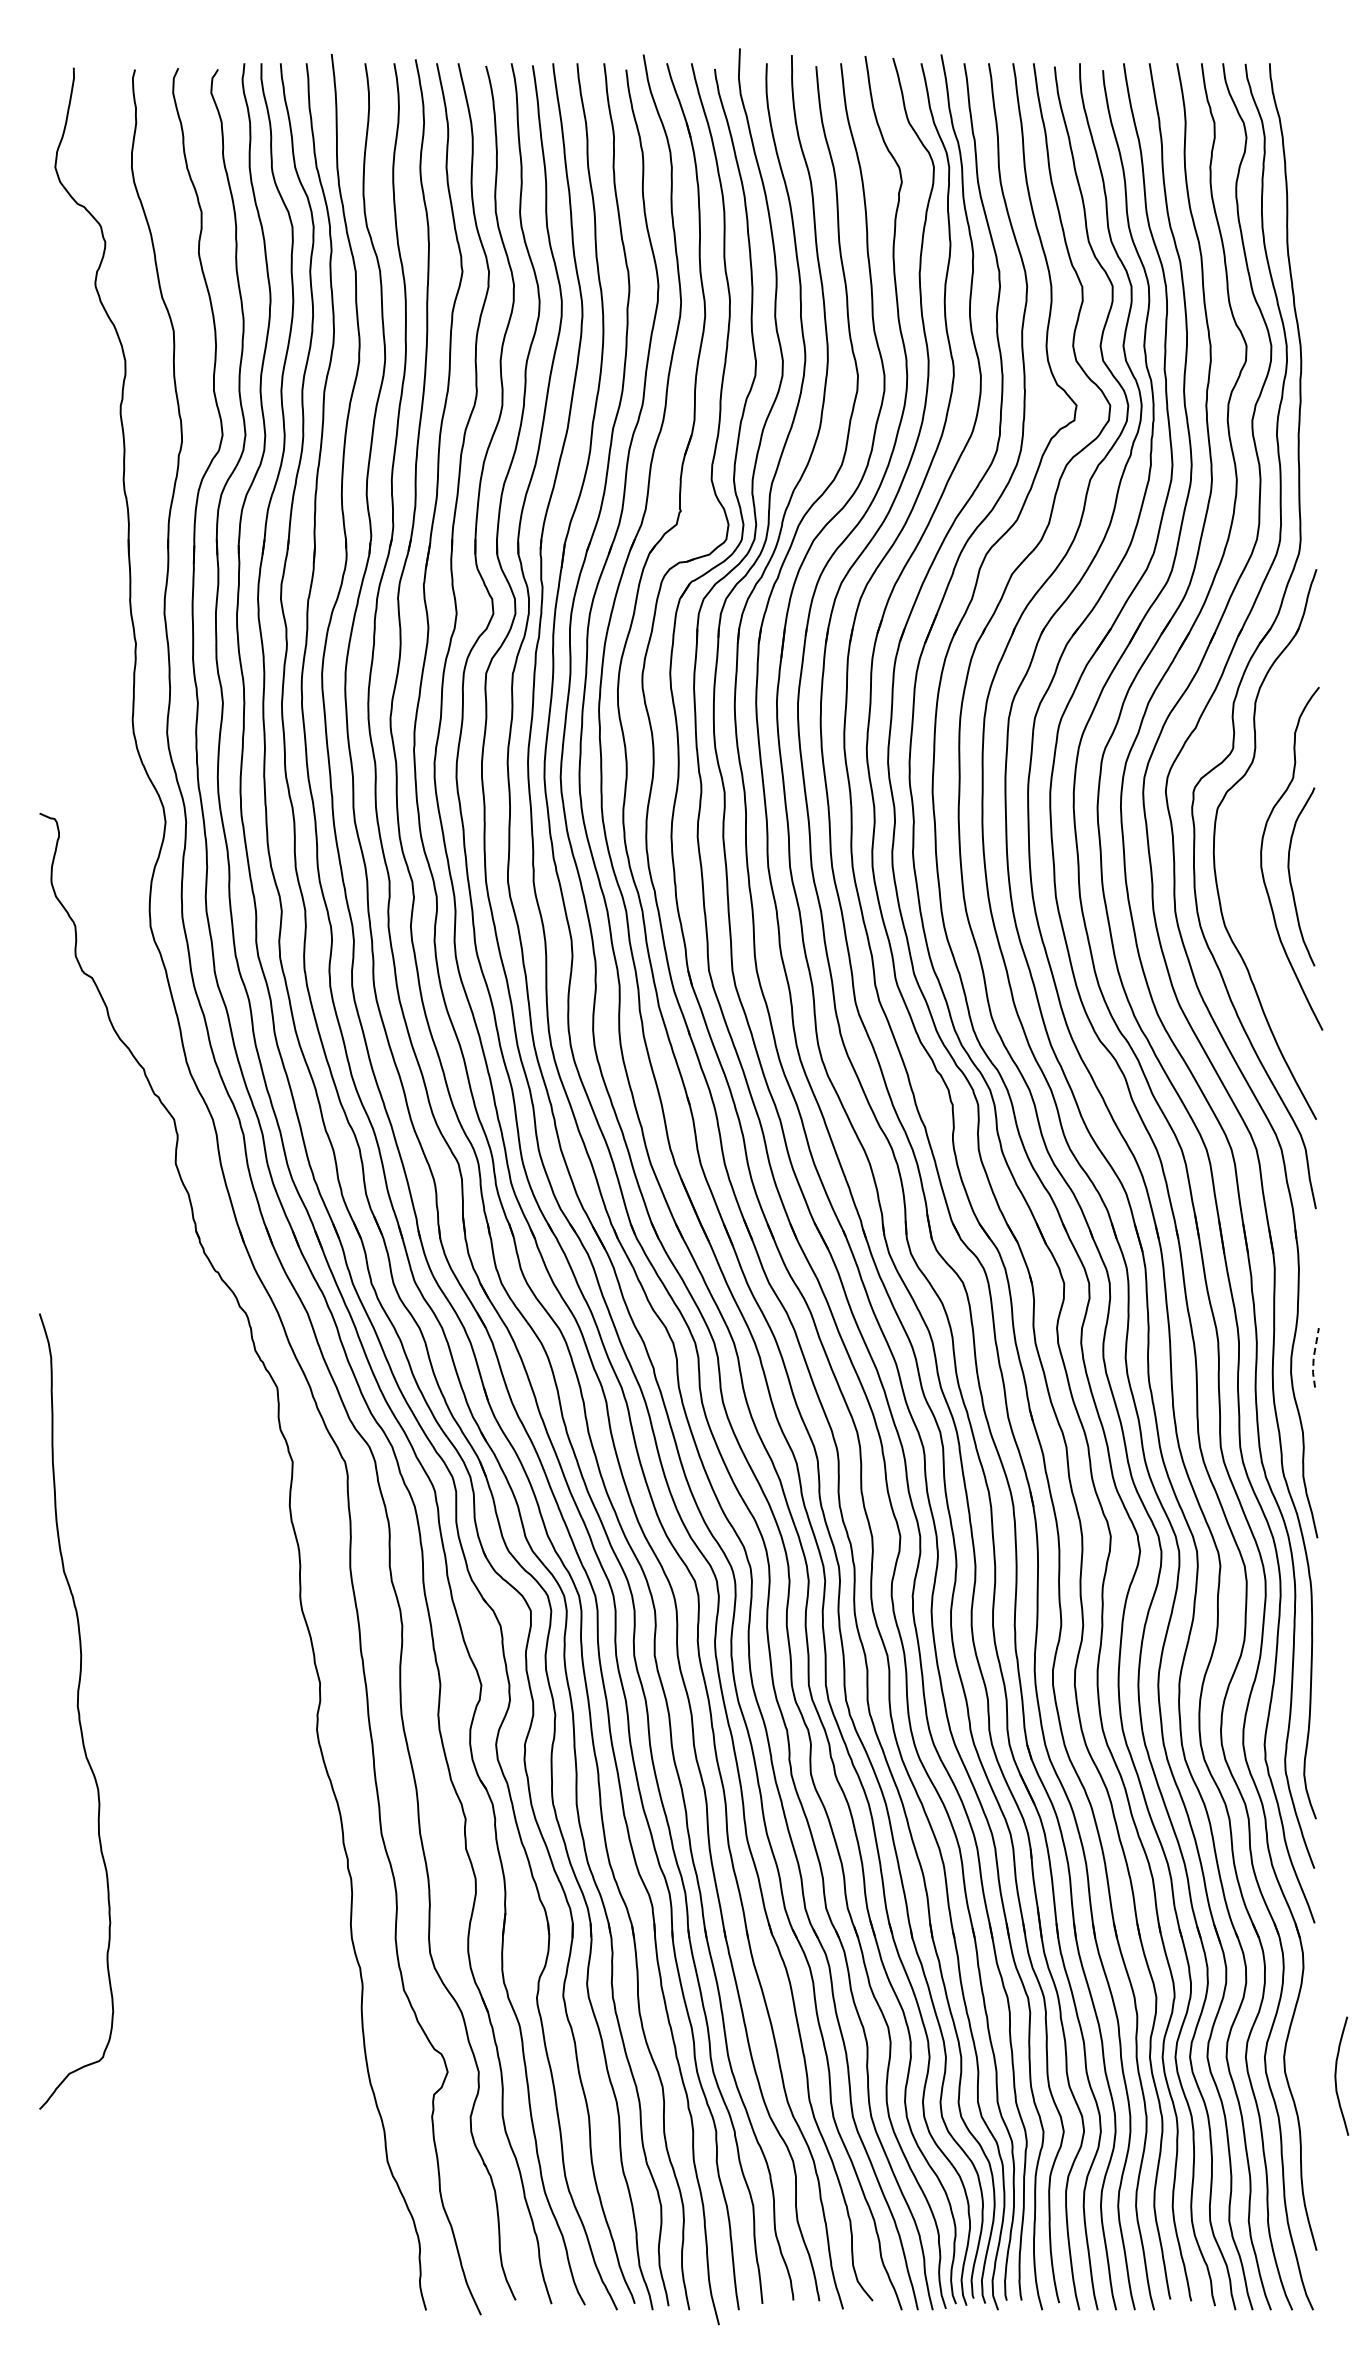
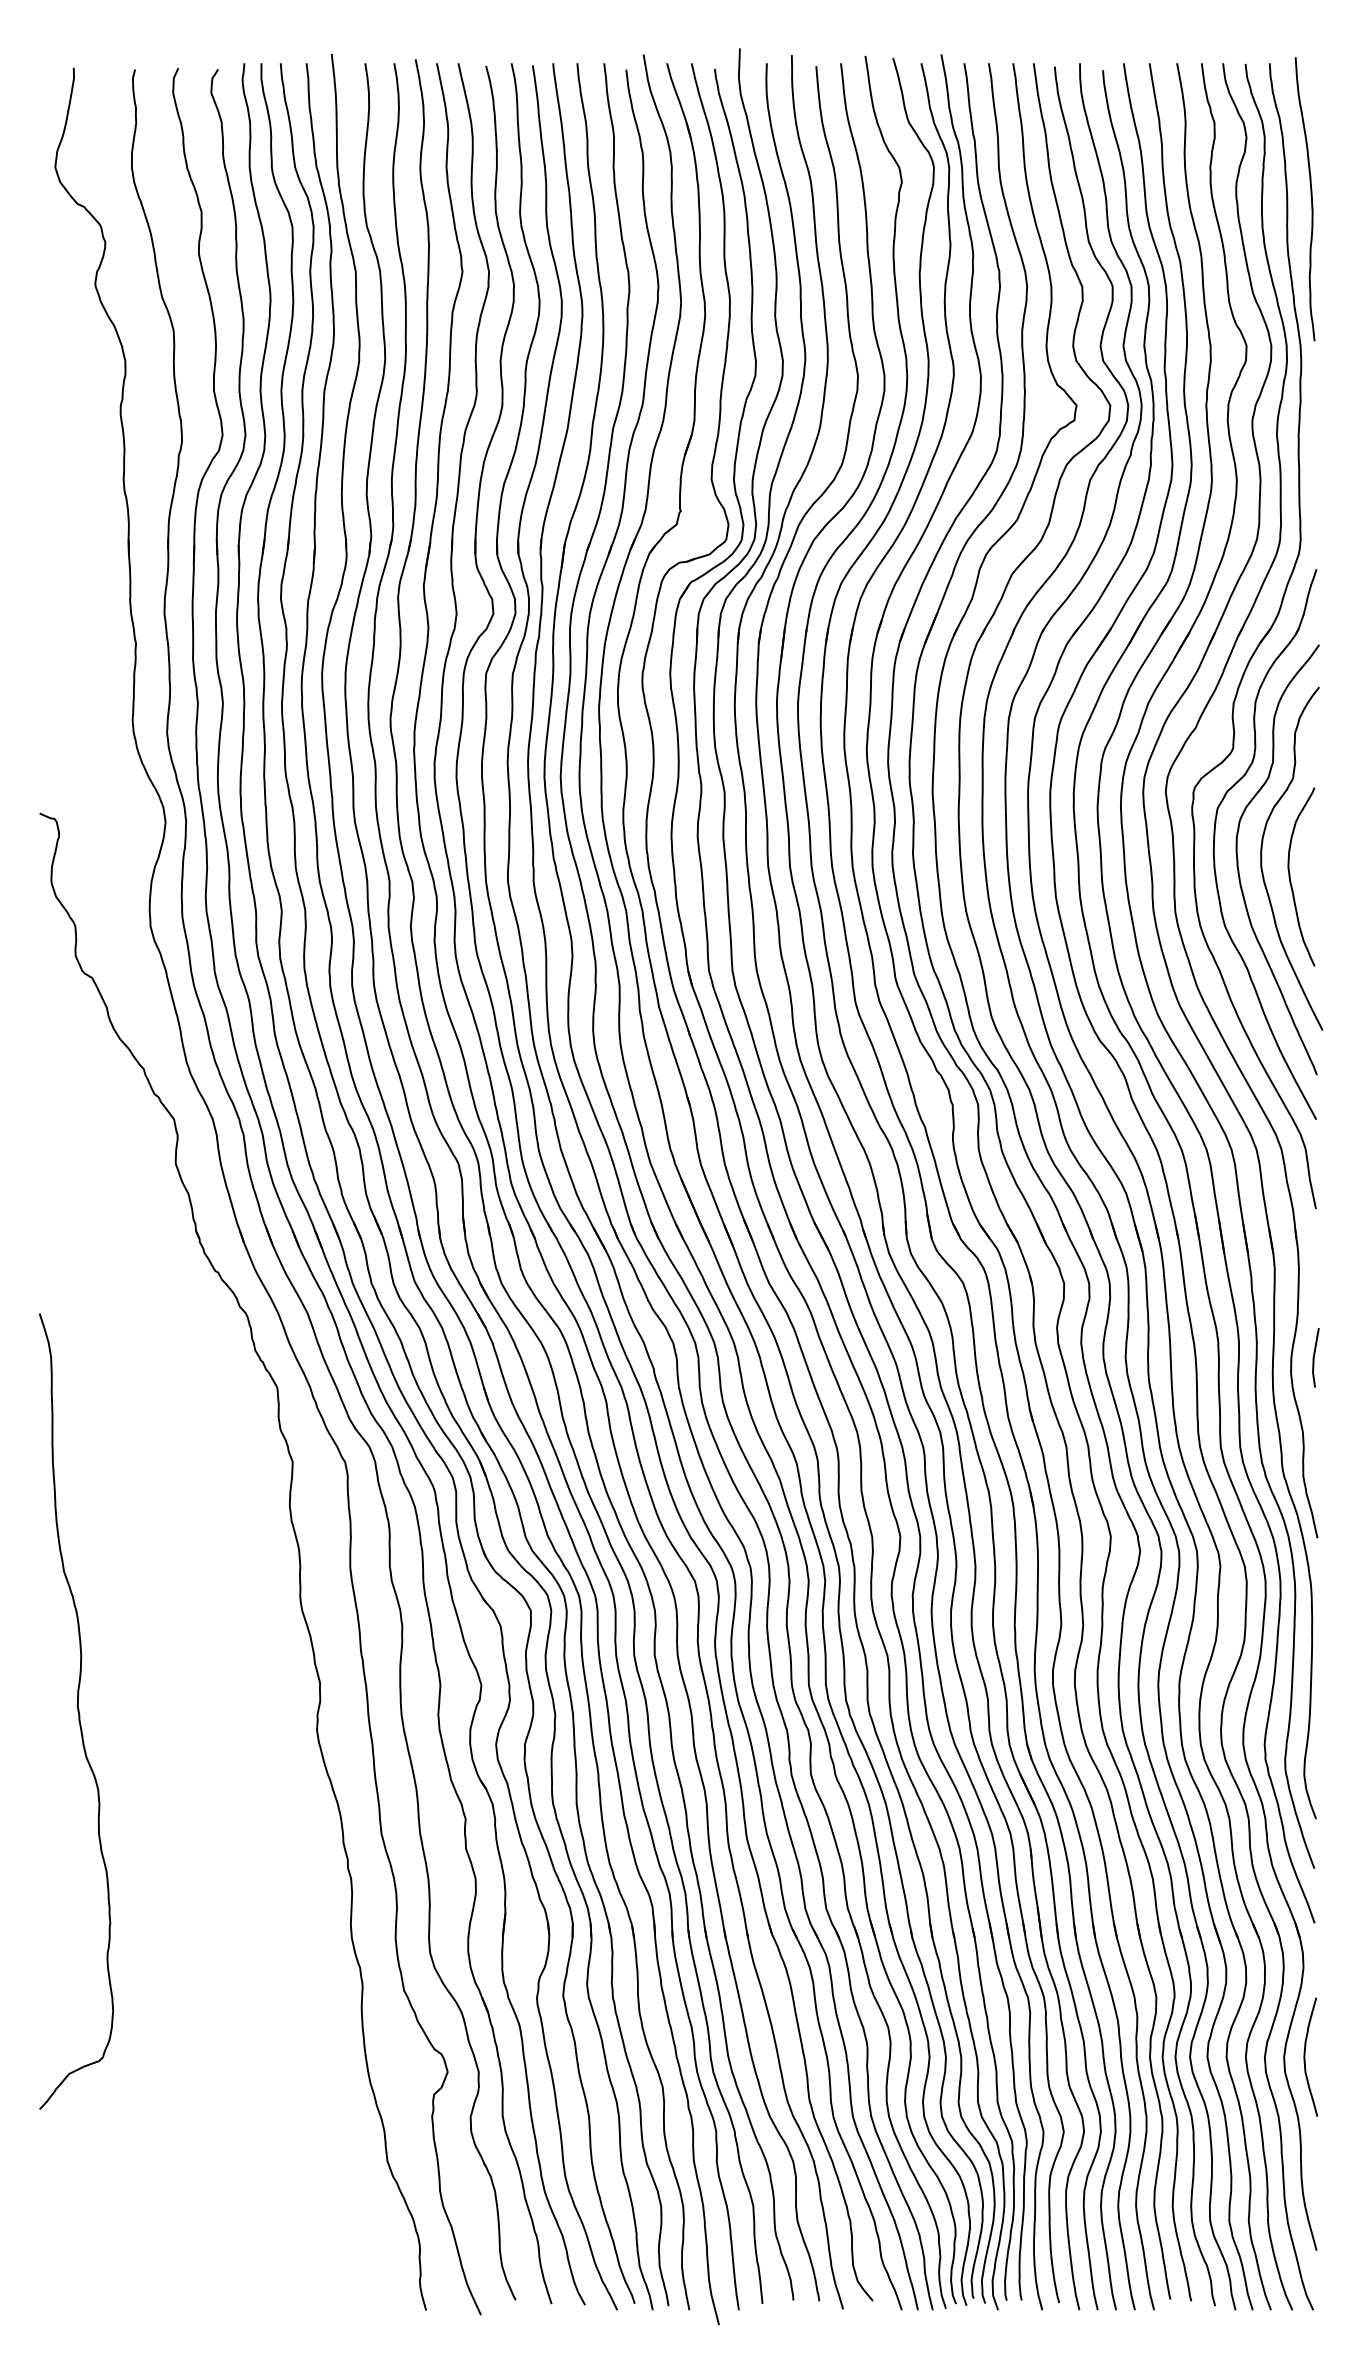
curve: none -> present (1310, 196)
curve: none -> present (1238, 859)
line: dashed -> solid (1313, 1357)
curve position: (1336, 2075) -> (1305, 2056) (1305, 2056)
